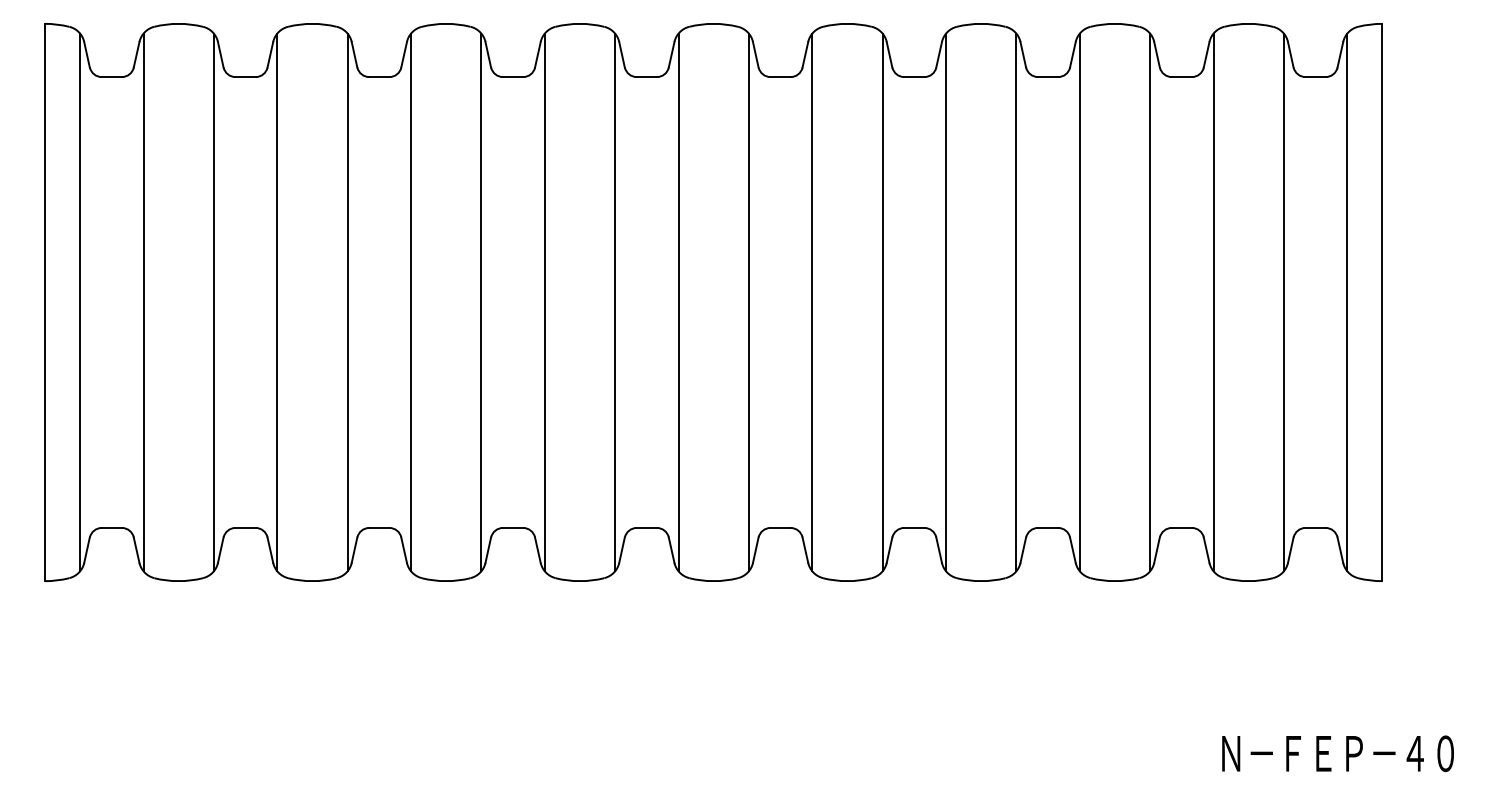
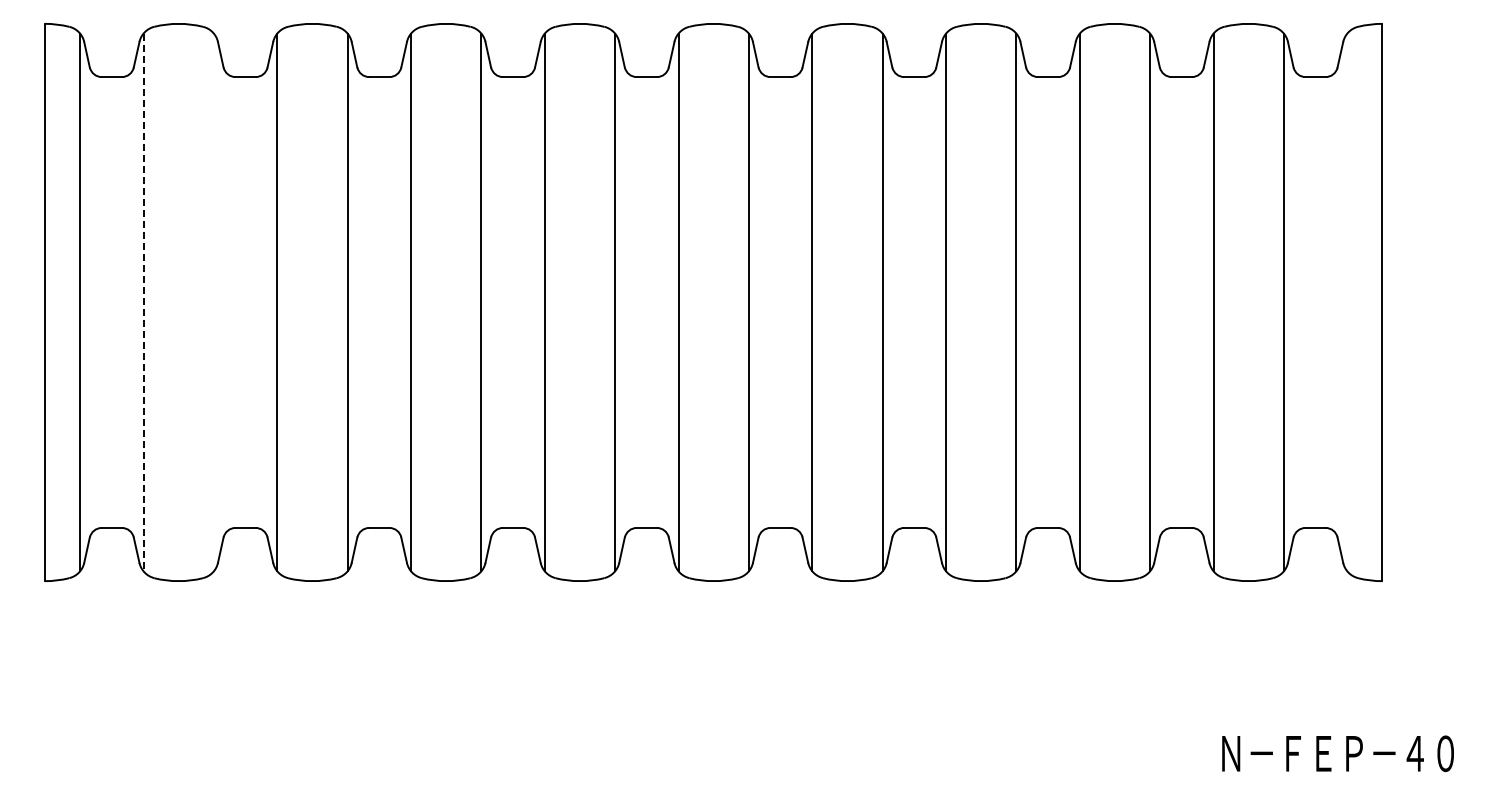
line: solid -> dashed (143, 302)
line: present -> none (213, 302)
line: present -> none (1347, 302)
